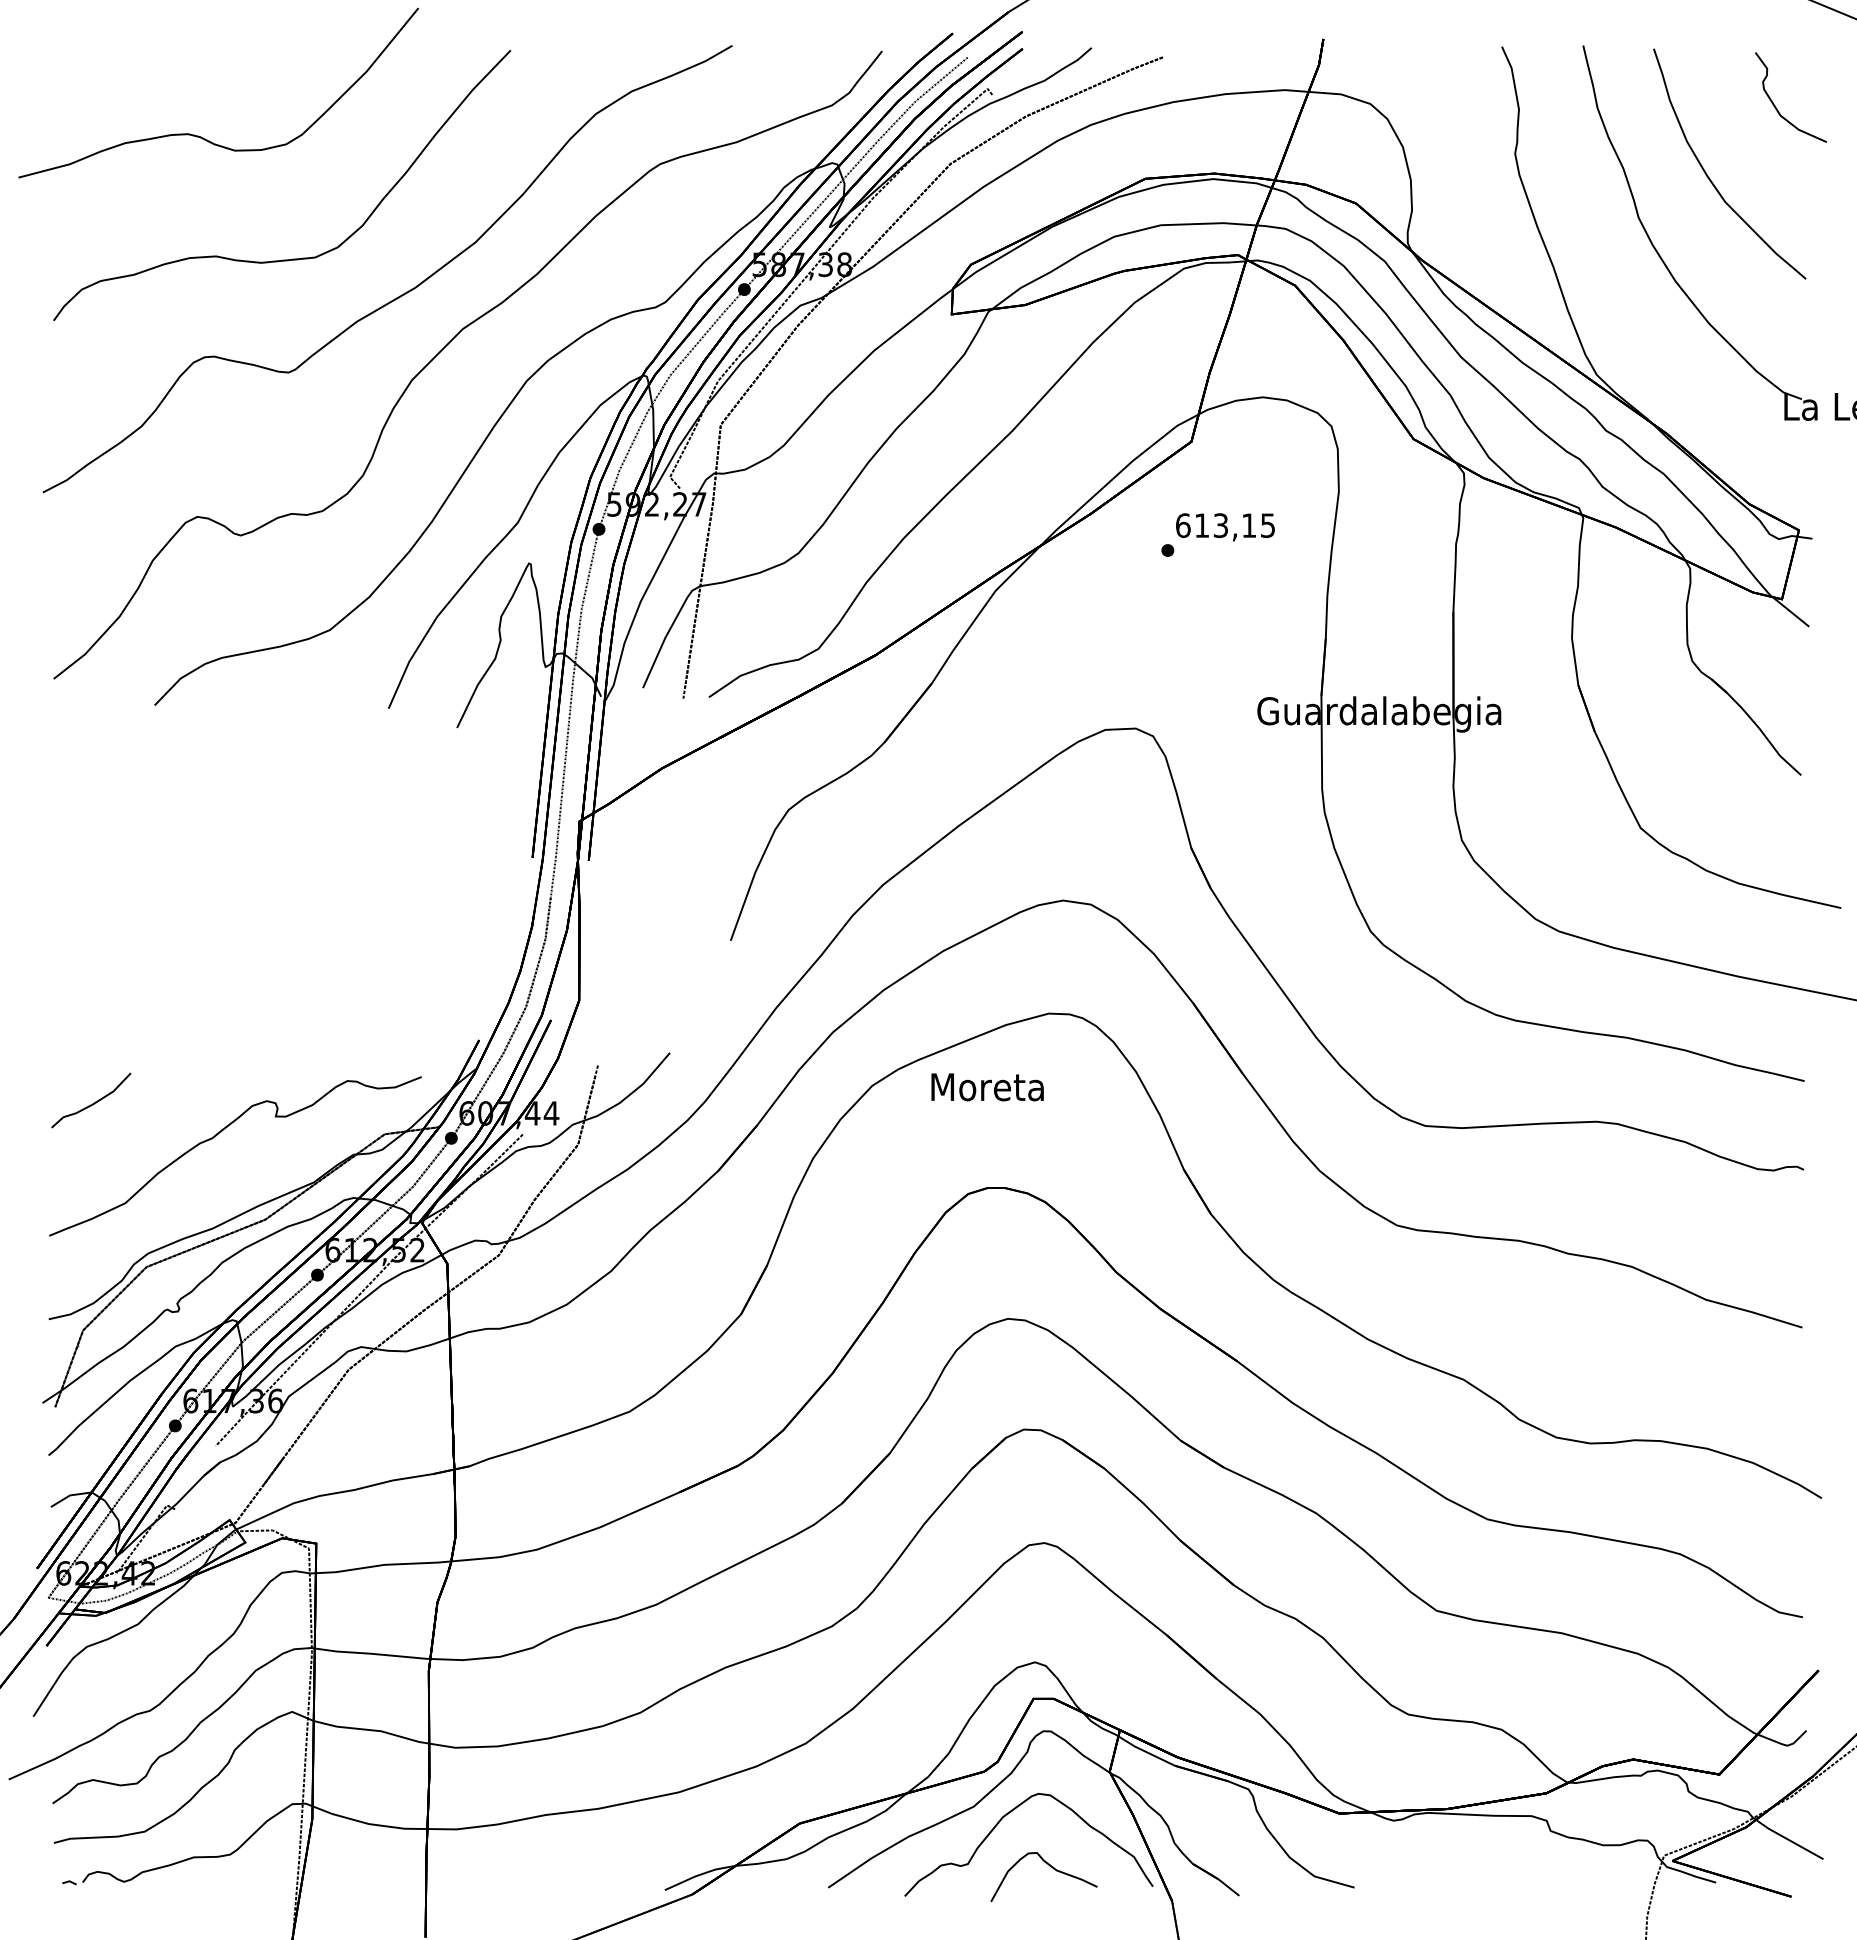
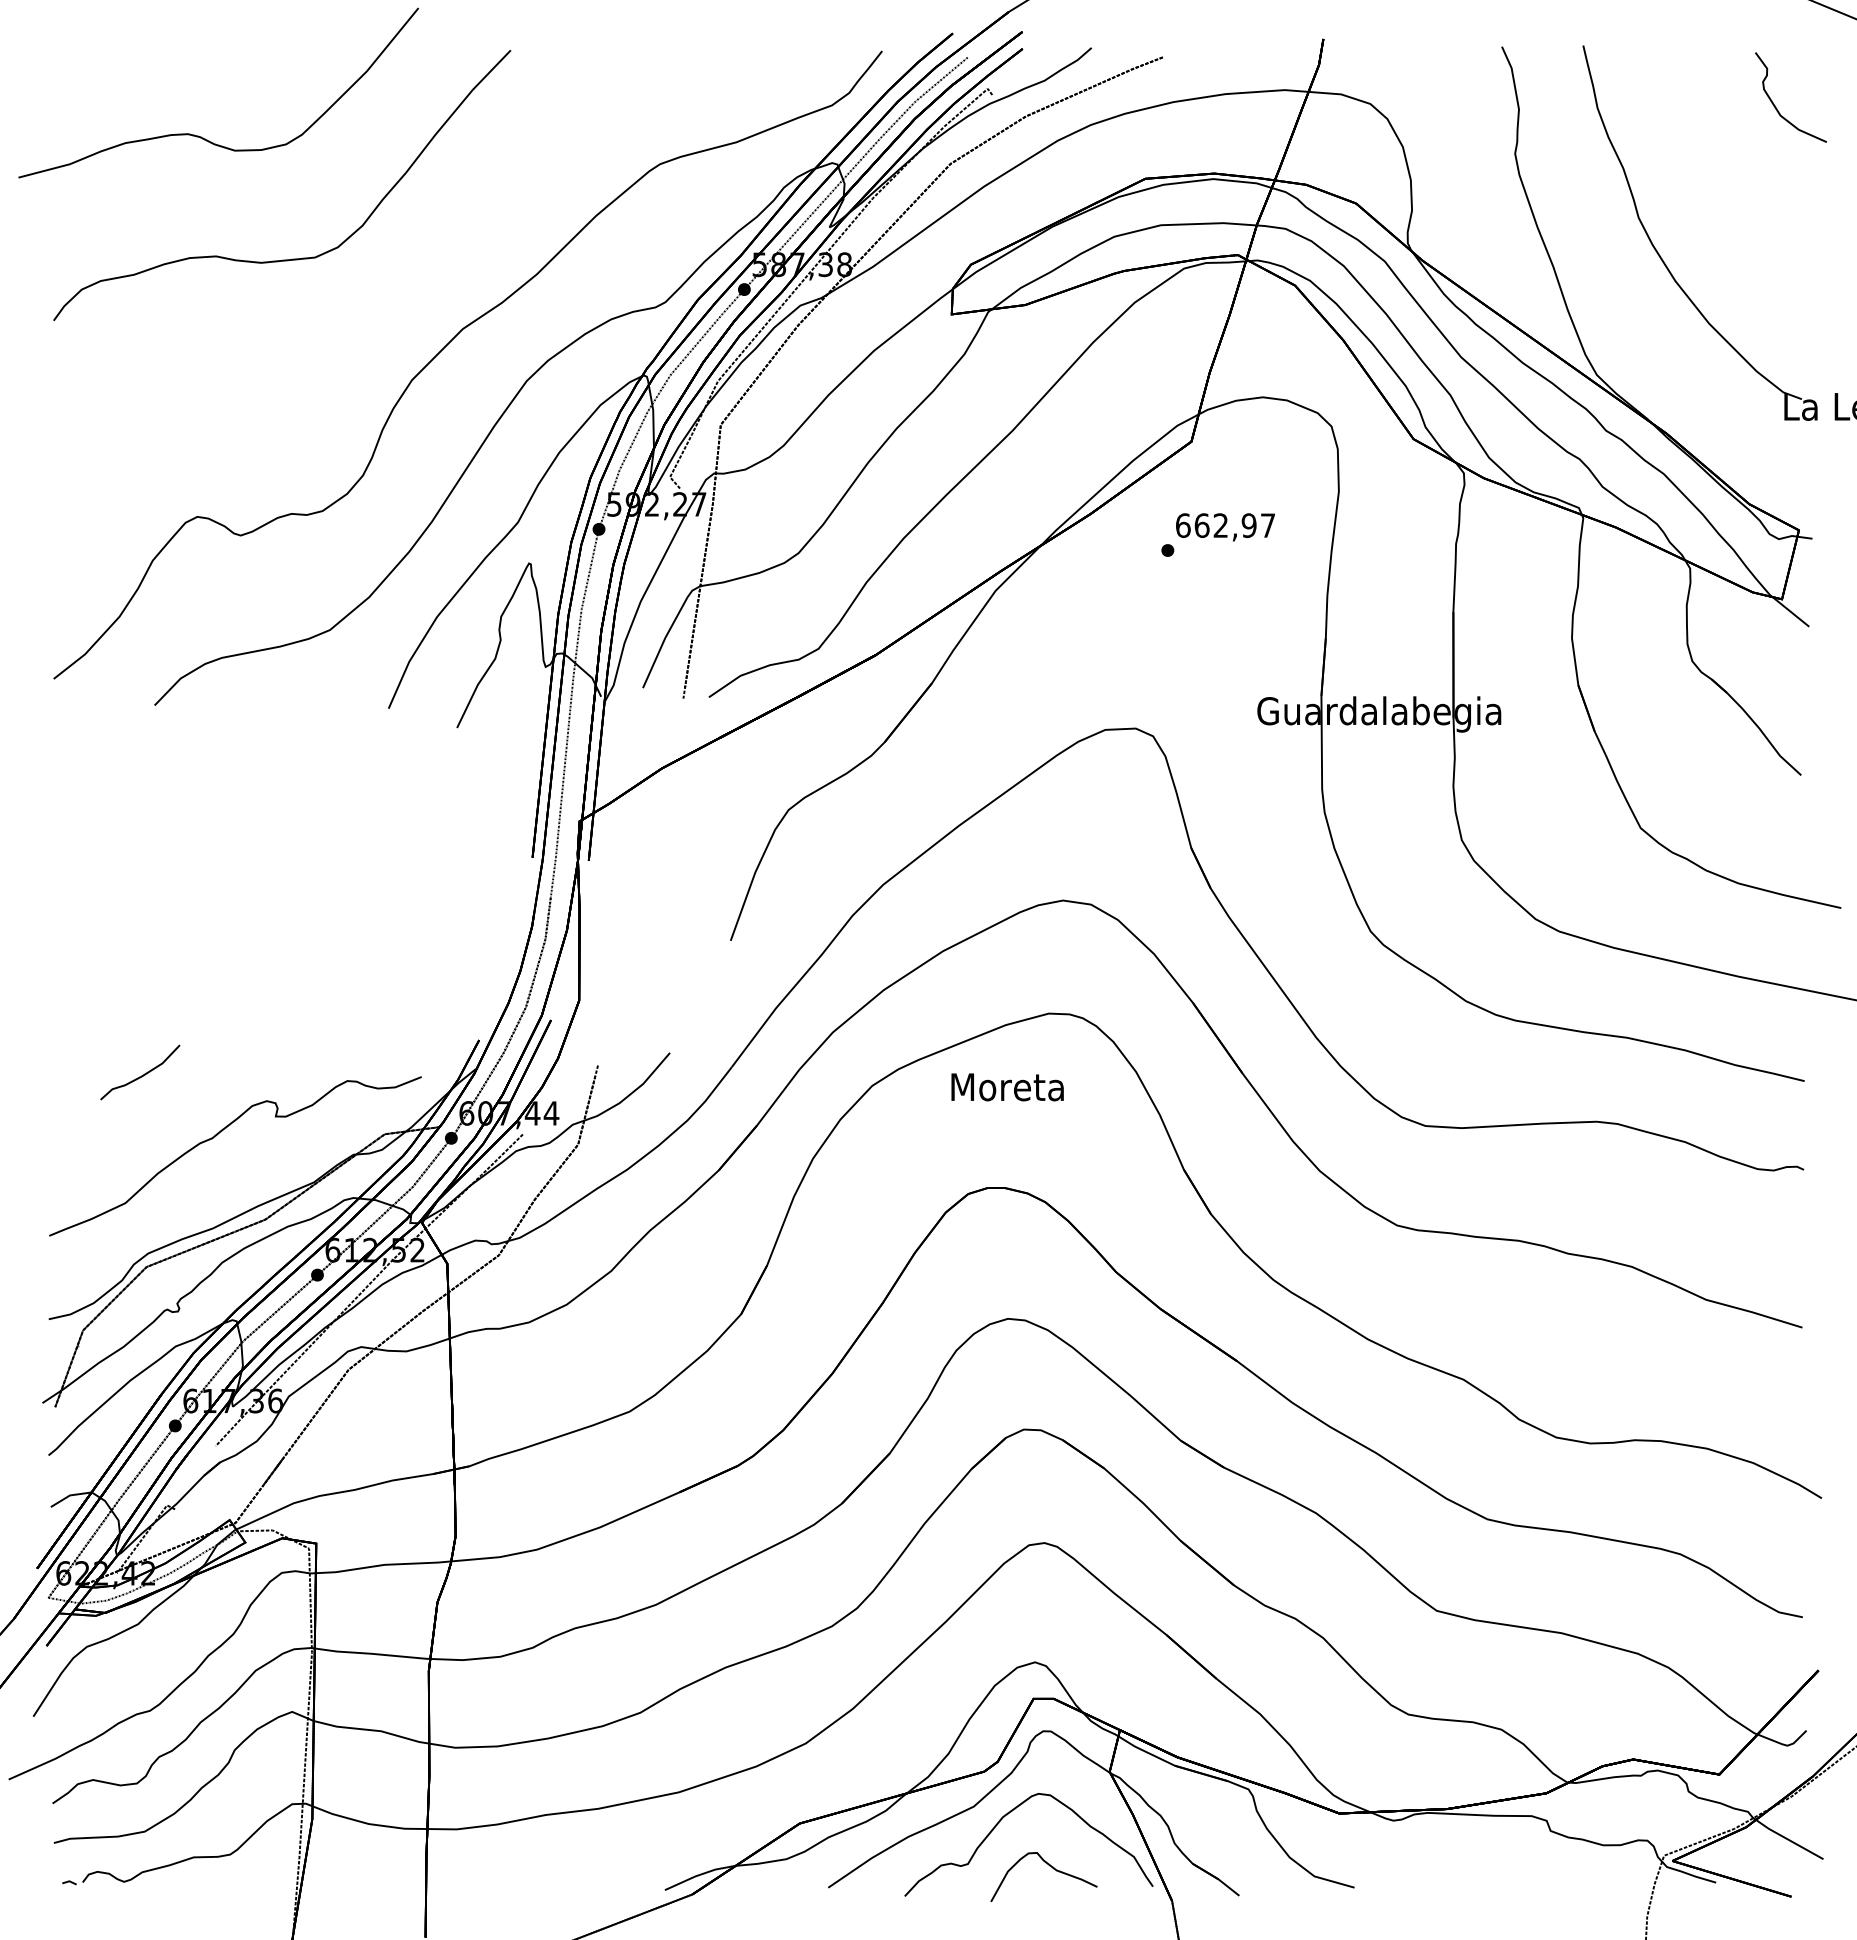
curve: present -> none (1708, 175)
curve: present -> none (399, 295)
text: 613,15 -> 662,97 (1234, 525)
text position: (987, 1087) -> (1007, 1087) (1007, 1087)
part position: (91, 1100) -> (140, 1072) (140, 1072)
